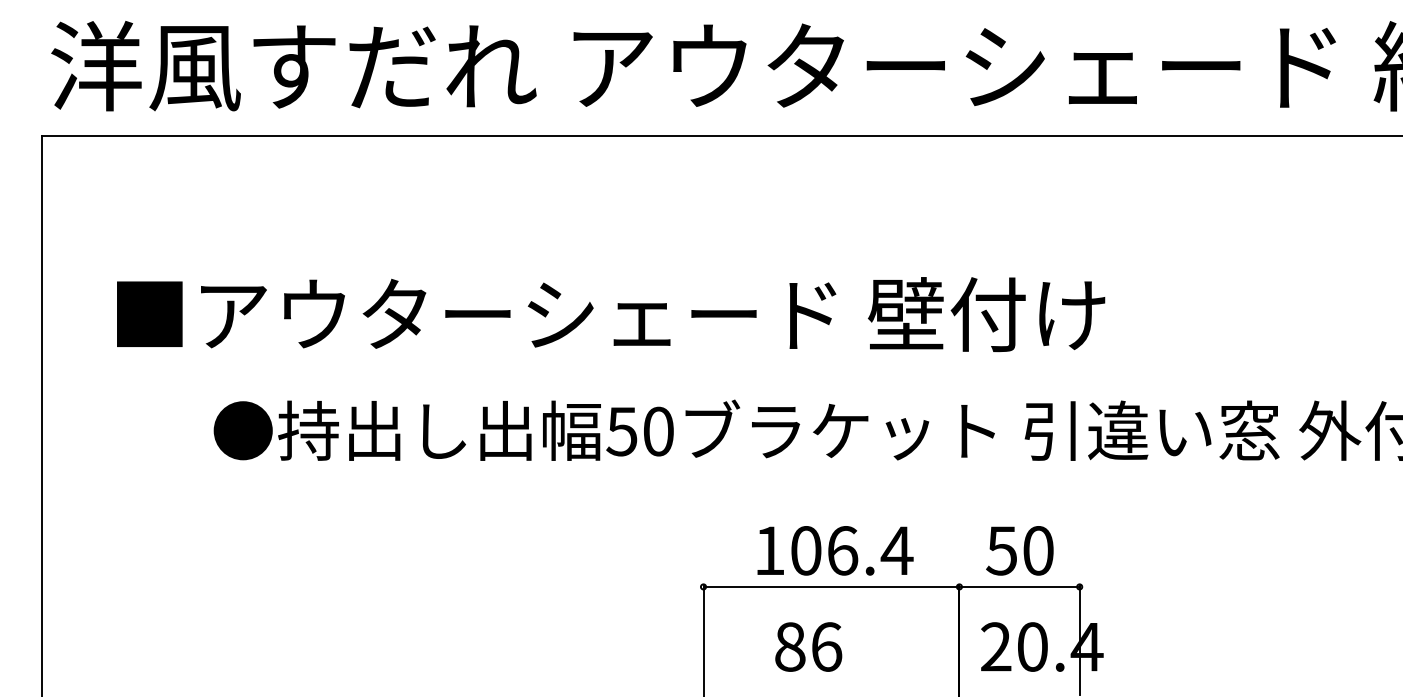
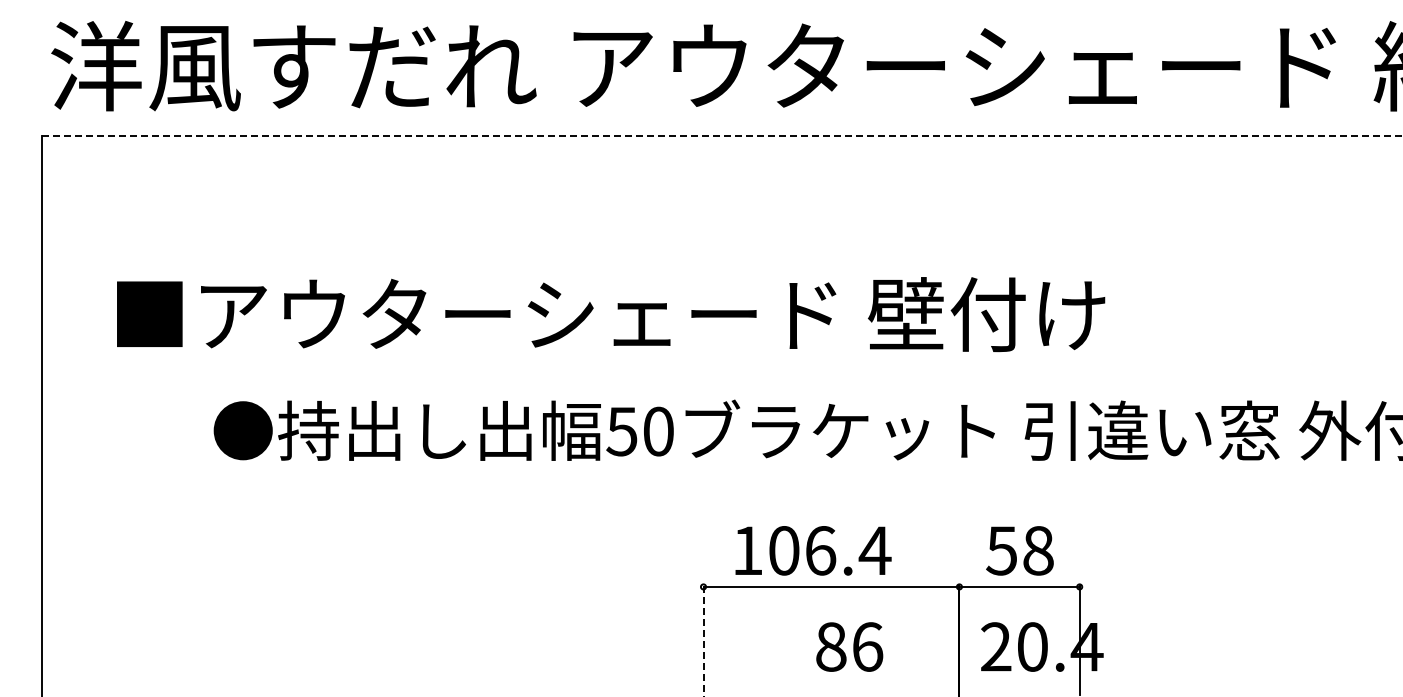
line: solid -> dashed (722, 135)
text position: (835, 550) -> (813, 550) (813, 550)
text: 50 -> 58 (1038, 550)
line: solid -> dashed (703, 640)
text position: (808, 646) -> (849, 646) (849, 646)
